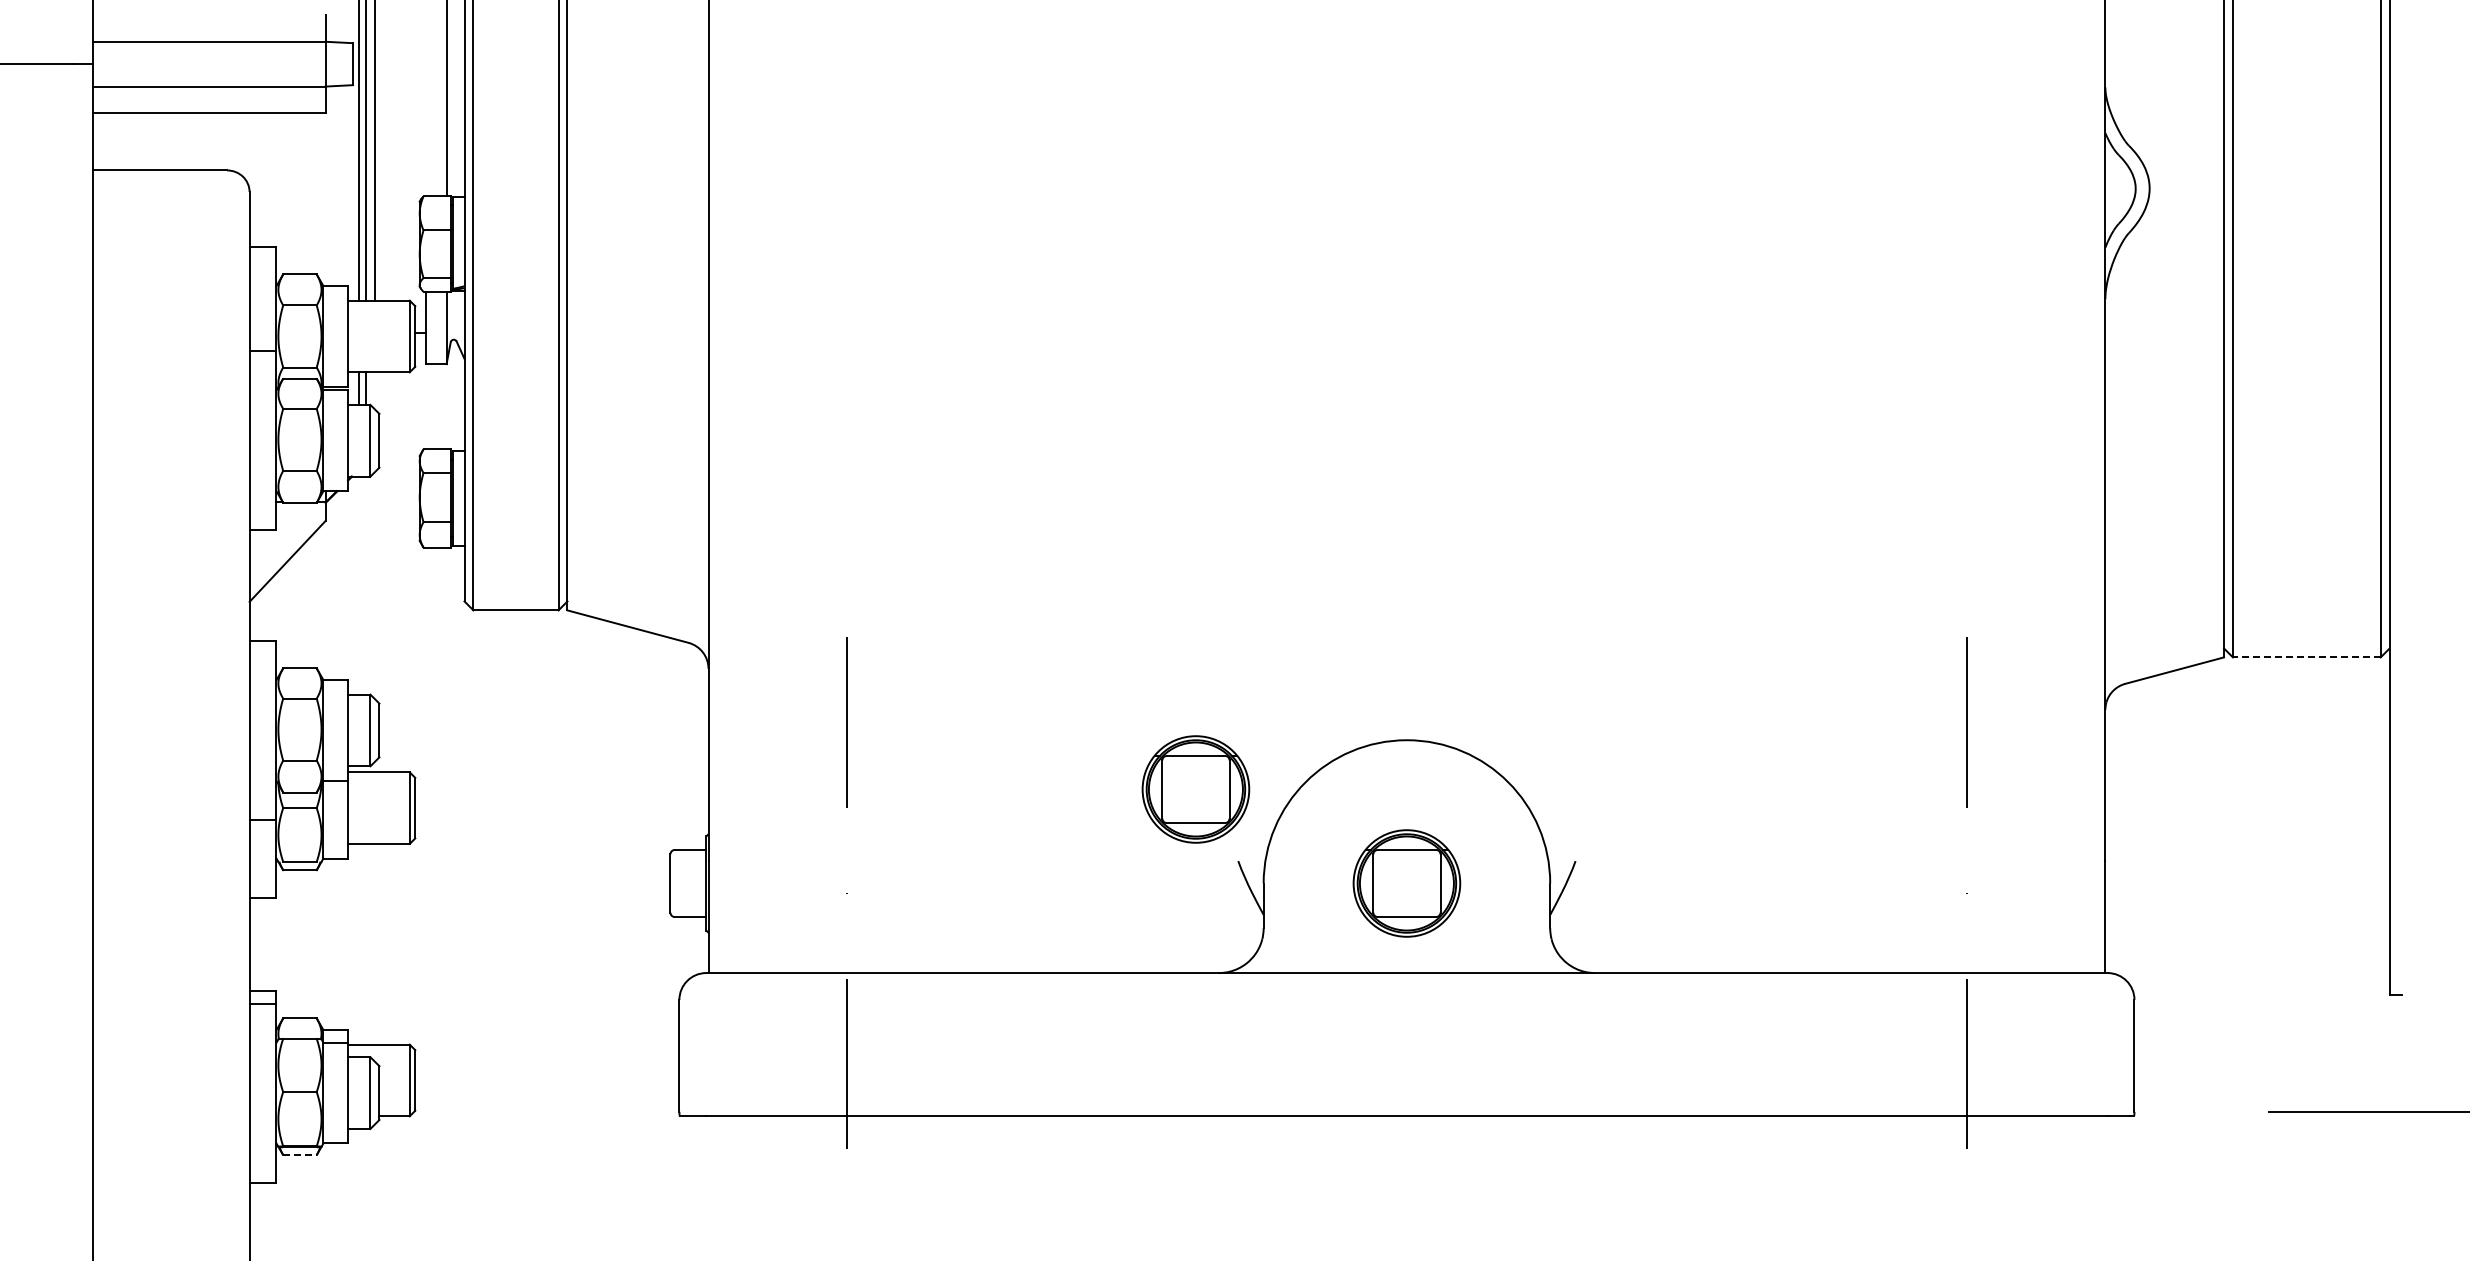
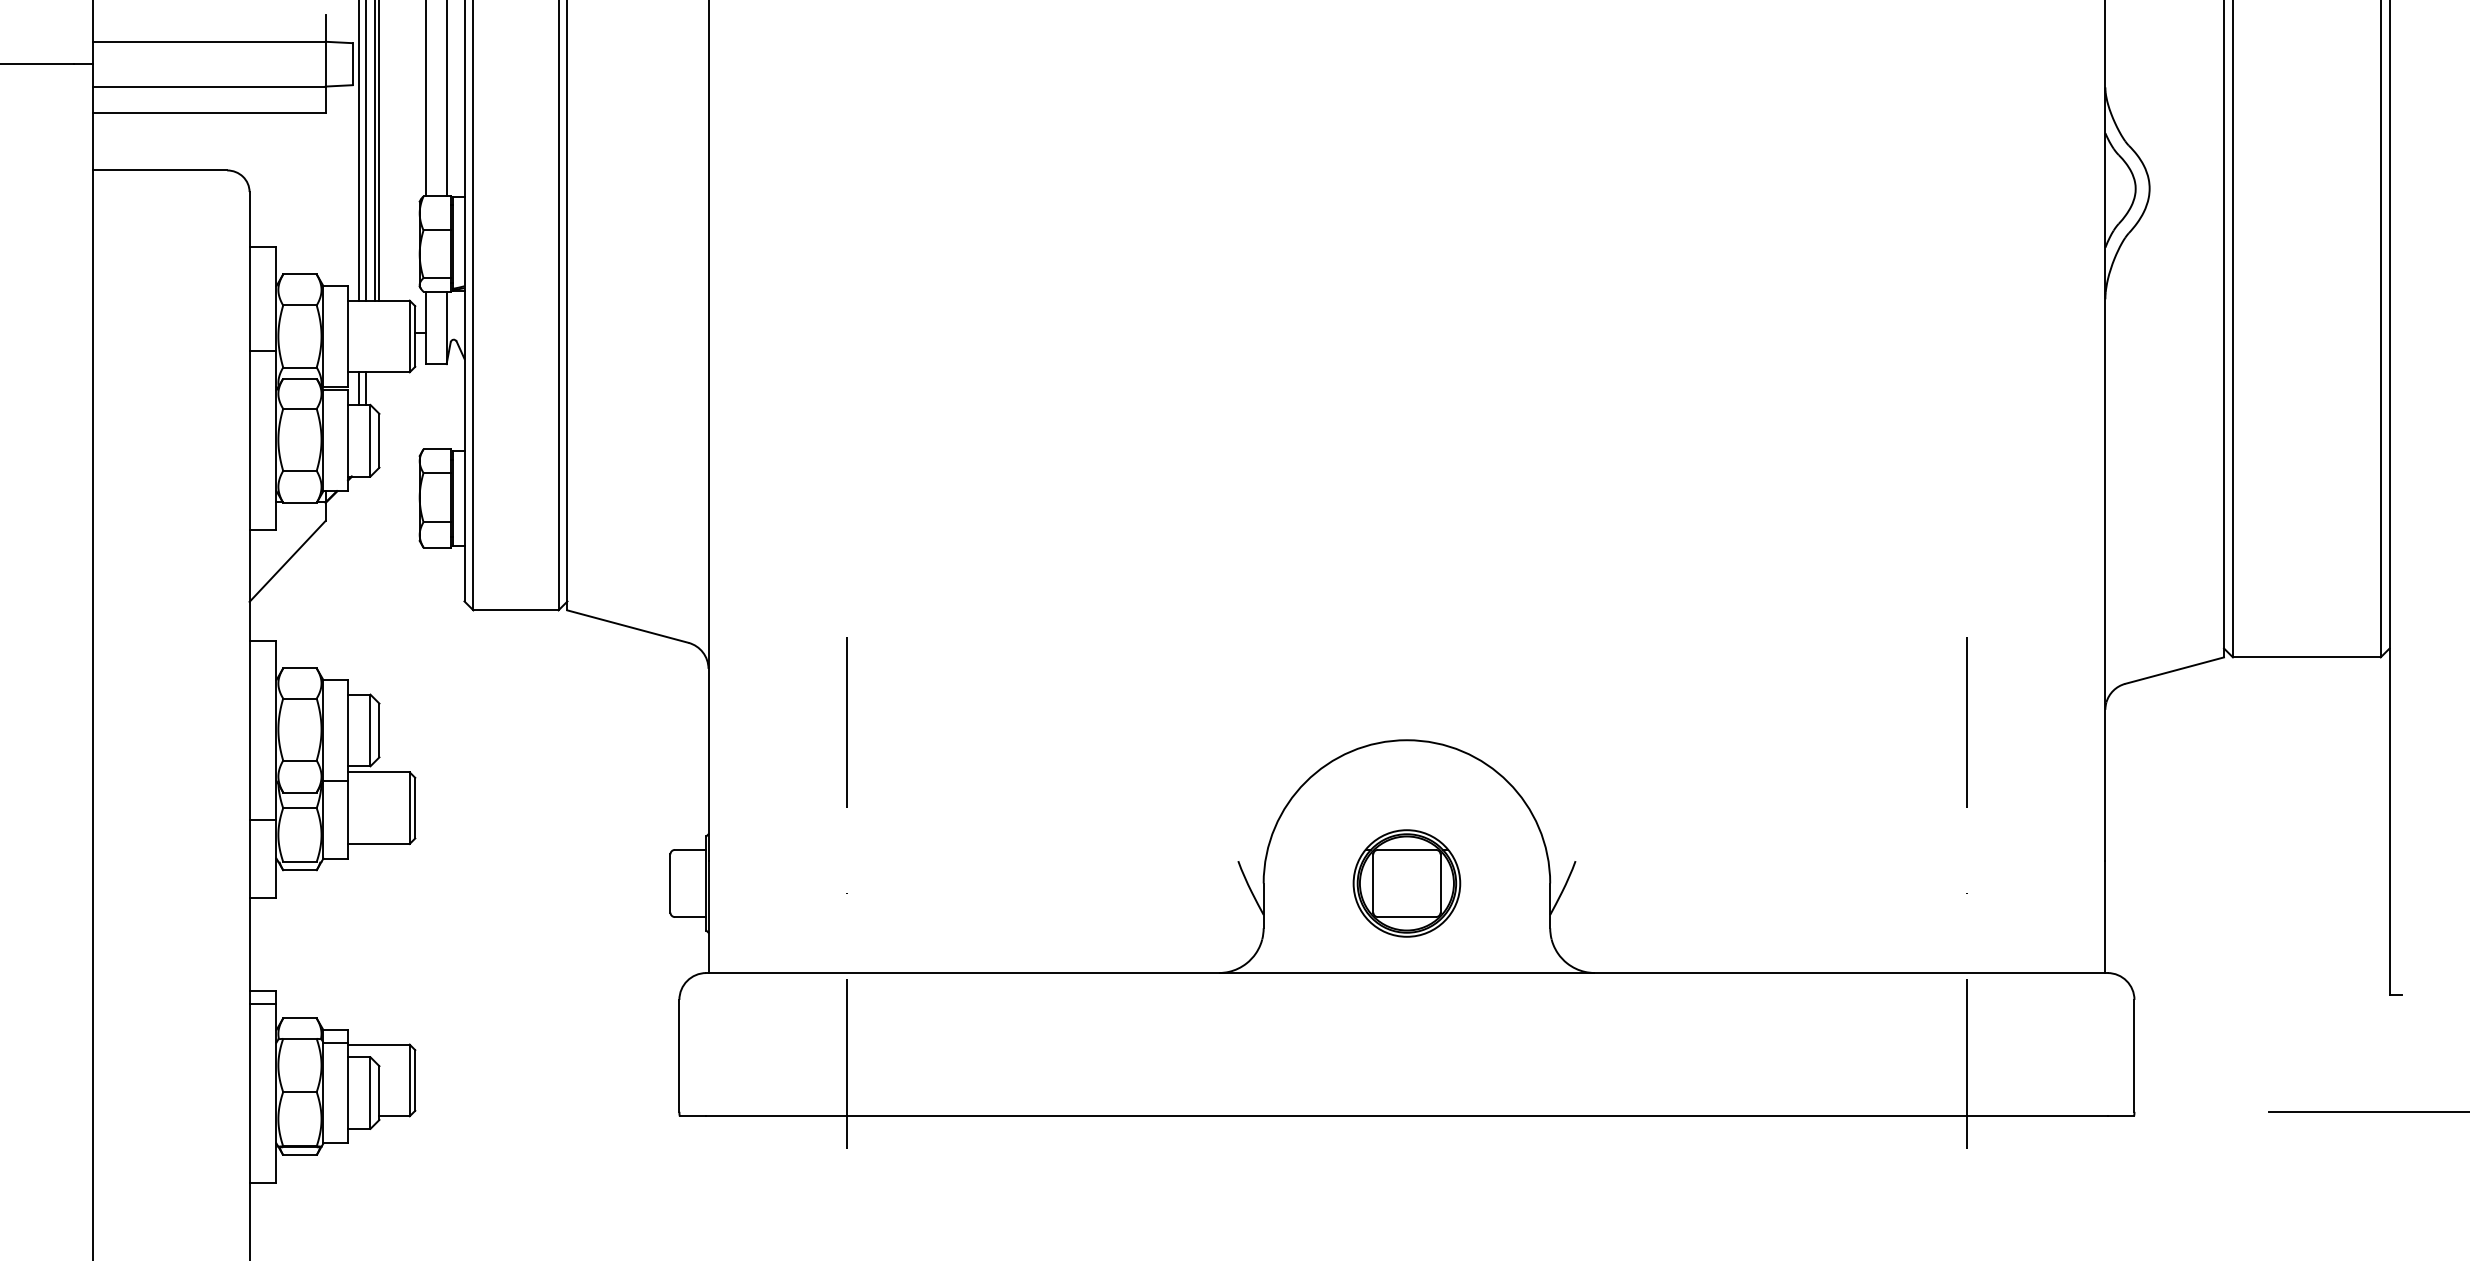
line: none -> present (426, 99)
line: none -> present (379, 151)
line: dashed -> solid (2306, 657)
part: present -> none (1195, 789)
line: dashed -> solid (299, 1155)
